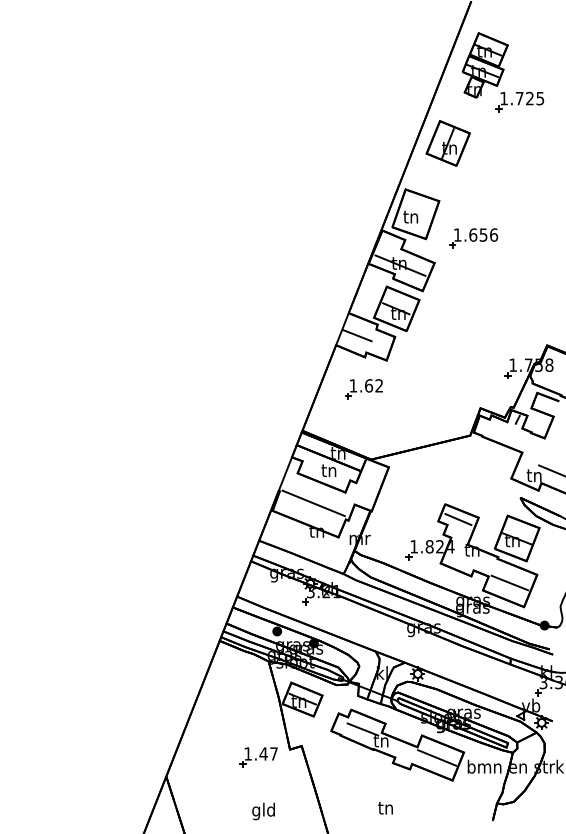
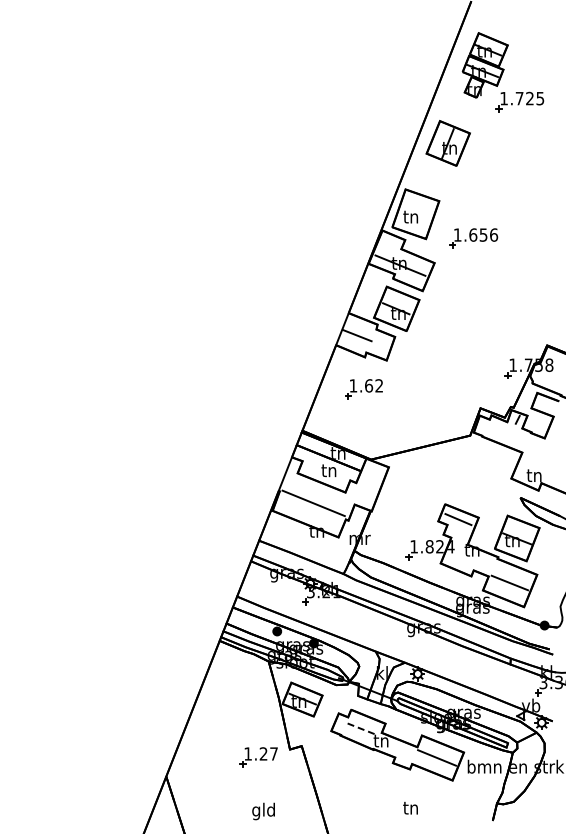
line: present -> none (550, 470)
line: solid -> dashed (363, 729)
text: 1.47 -> 1.27 (263, 753)
text position: (385, 808) -> (410, 808) (410, 808)
